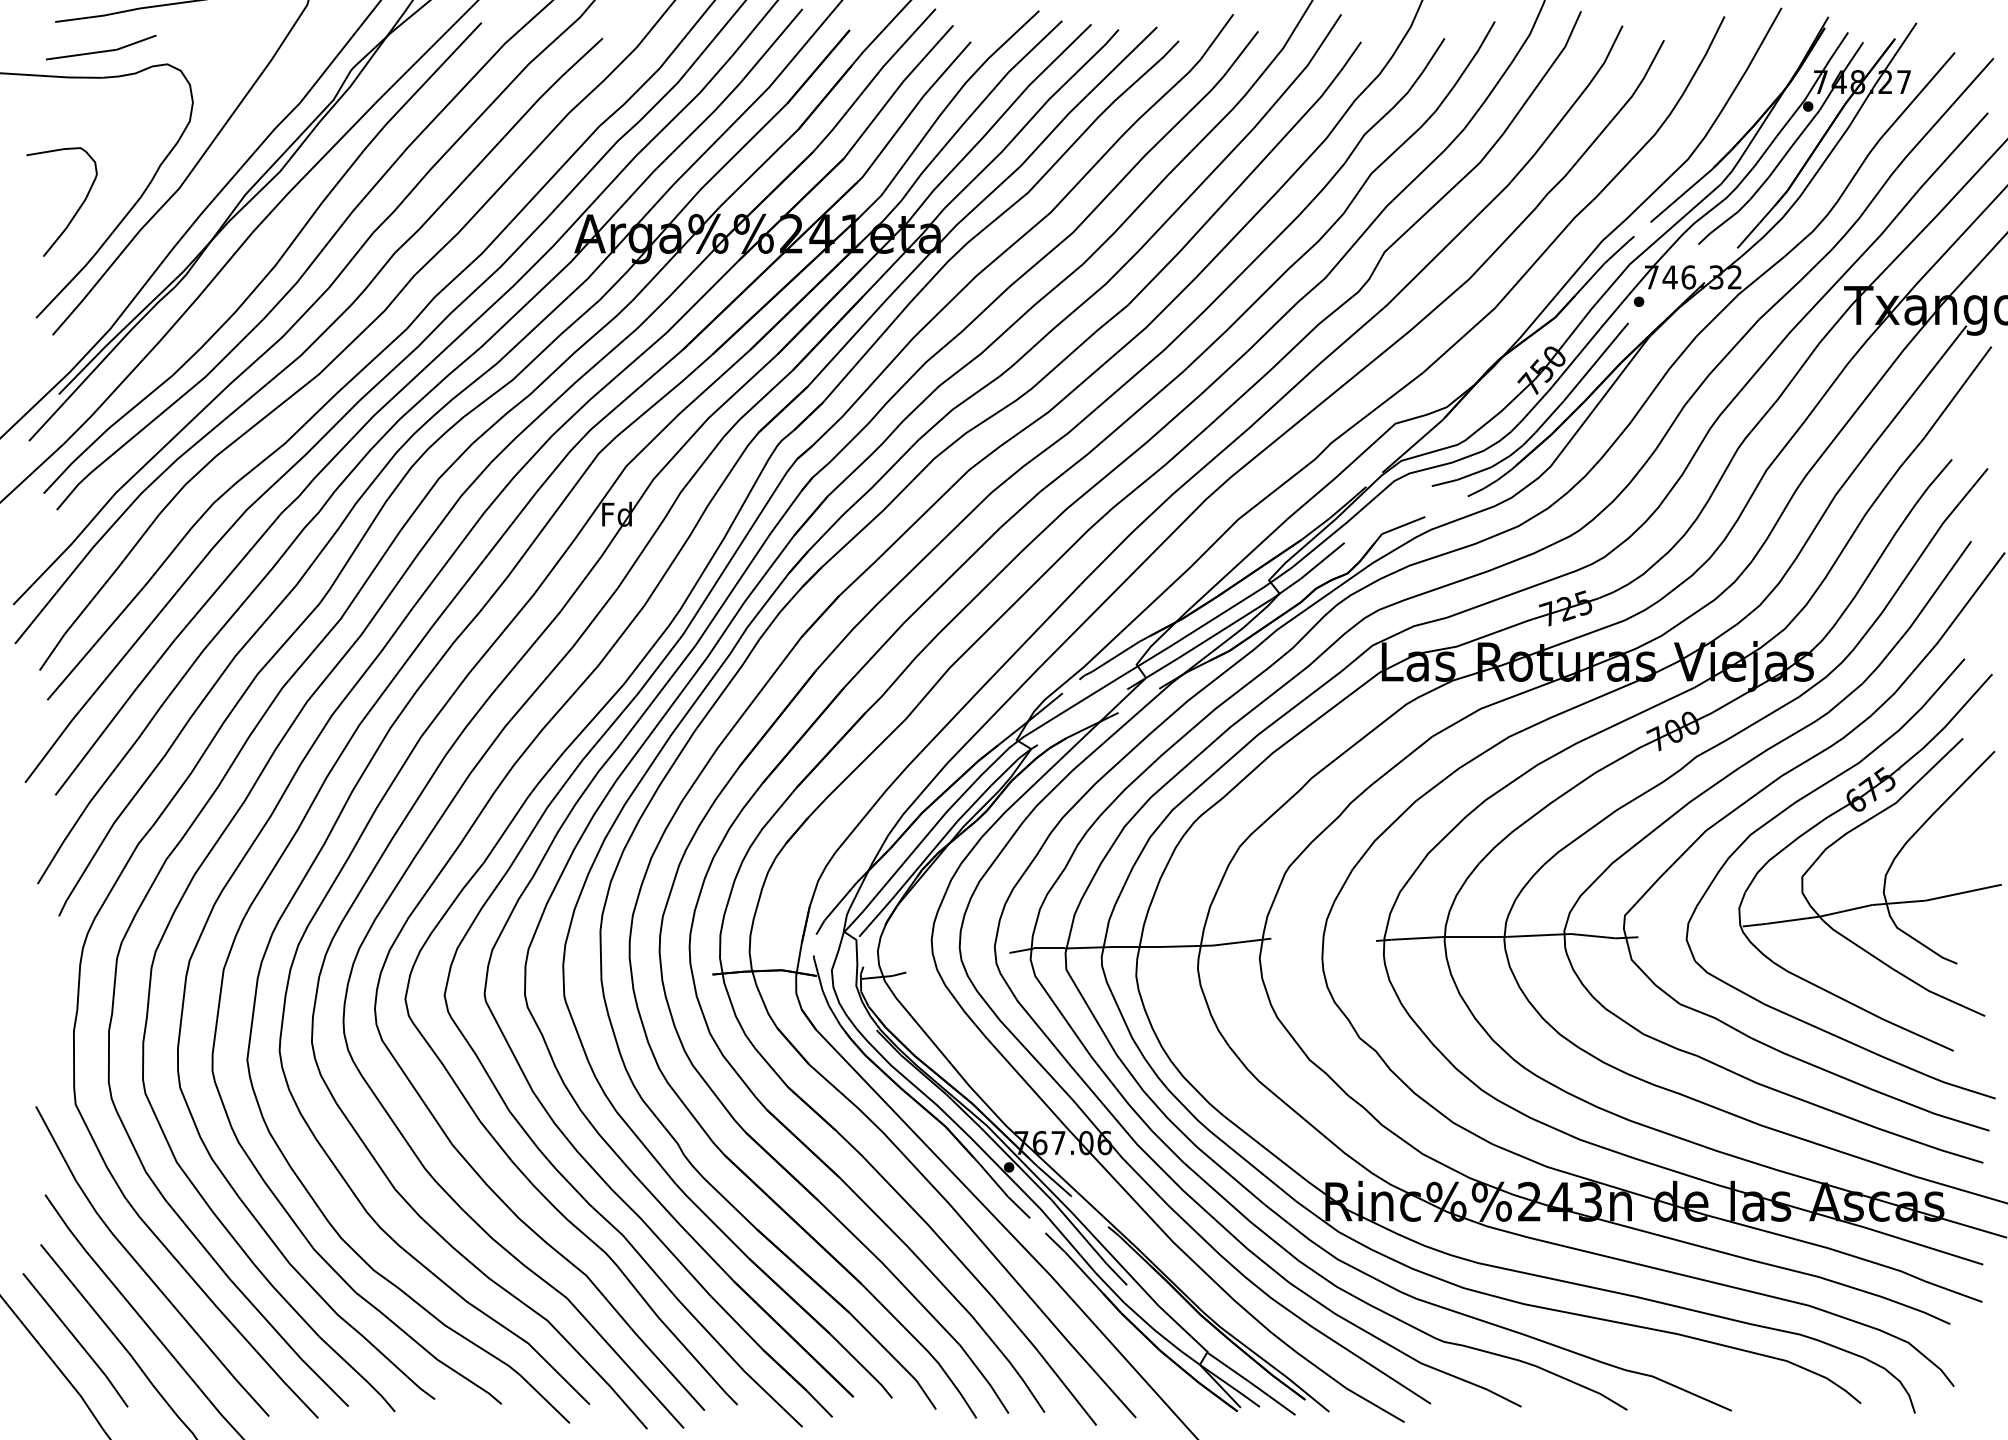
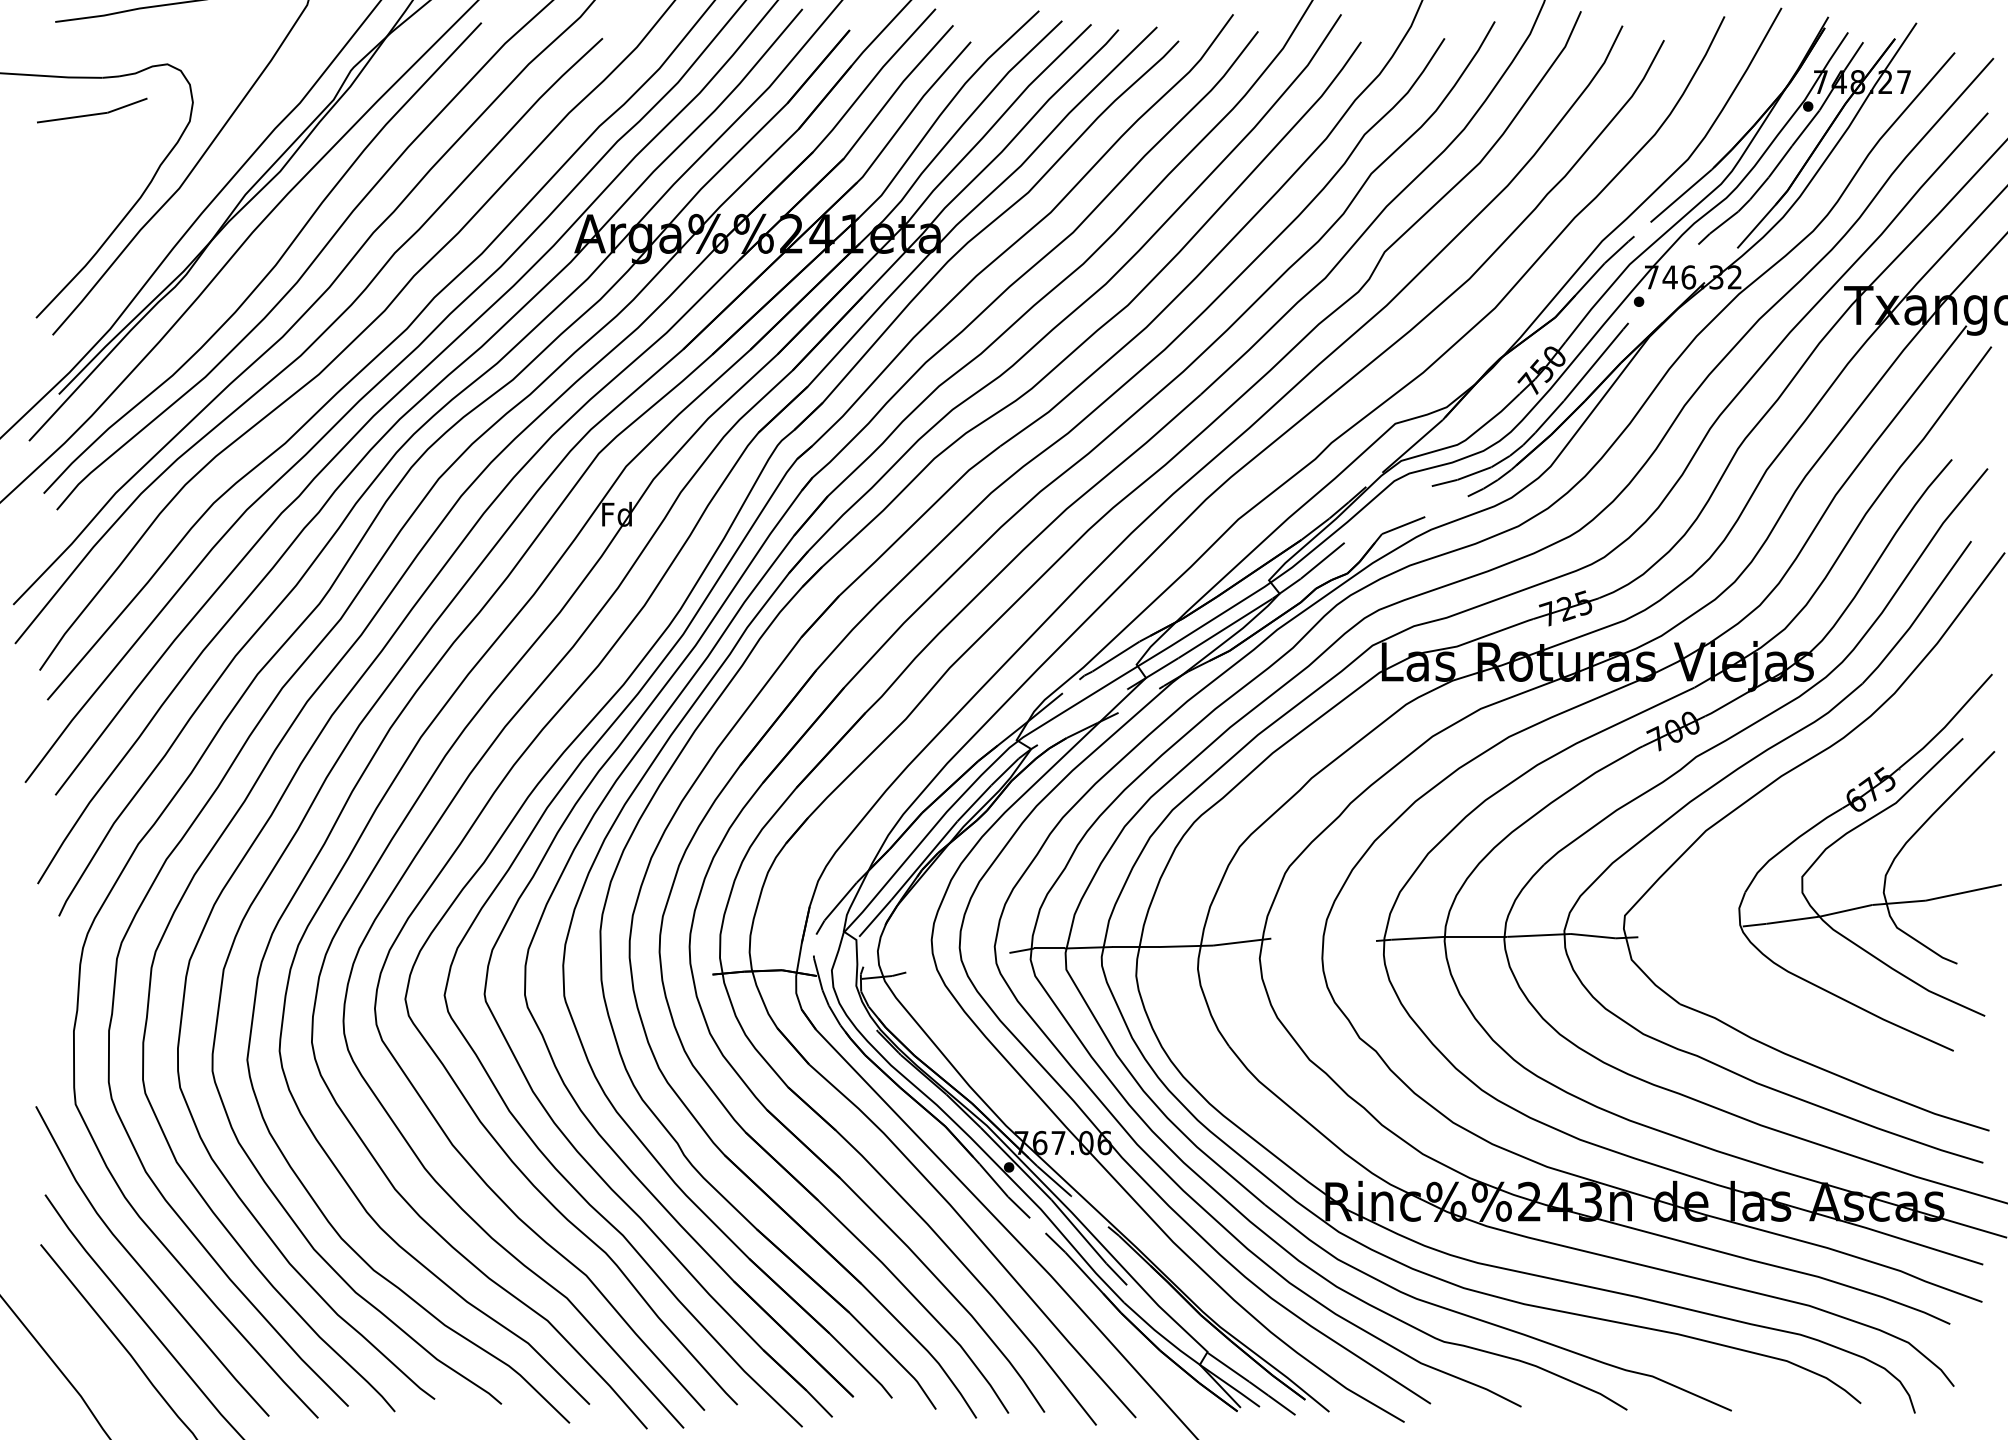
line position: (102, 50) -> (93, 113) (93, 113)
curve: present -> none (75, 212)
part: present -> none (1793, 805)
line: present -> none (75, 1339)
